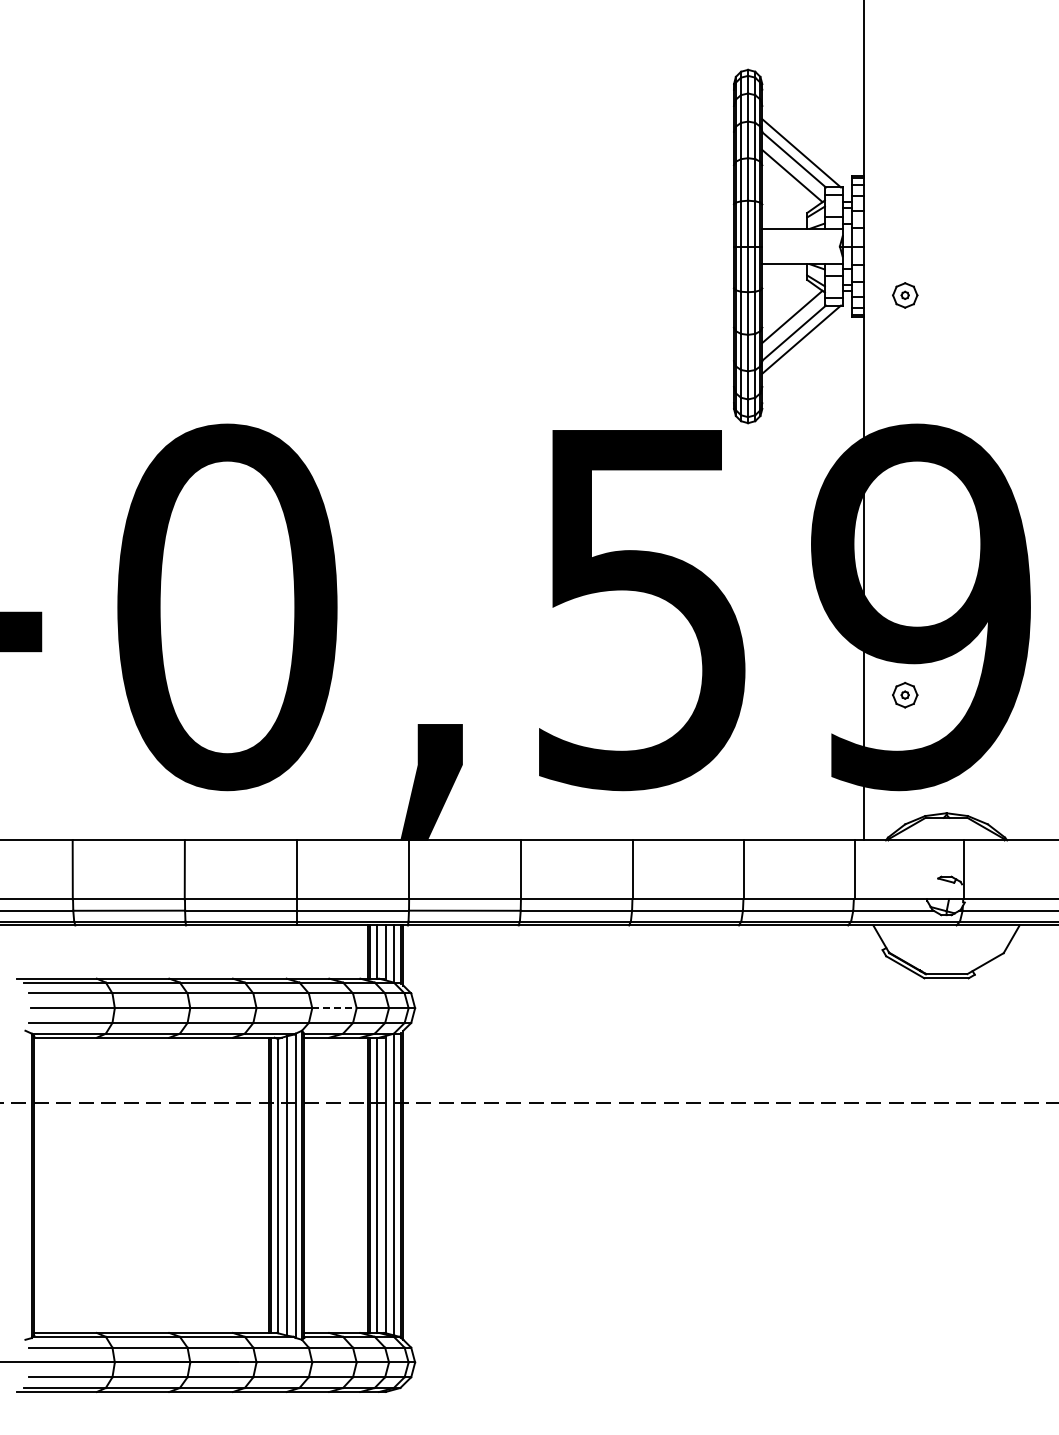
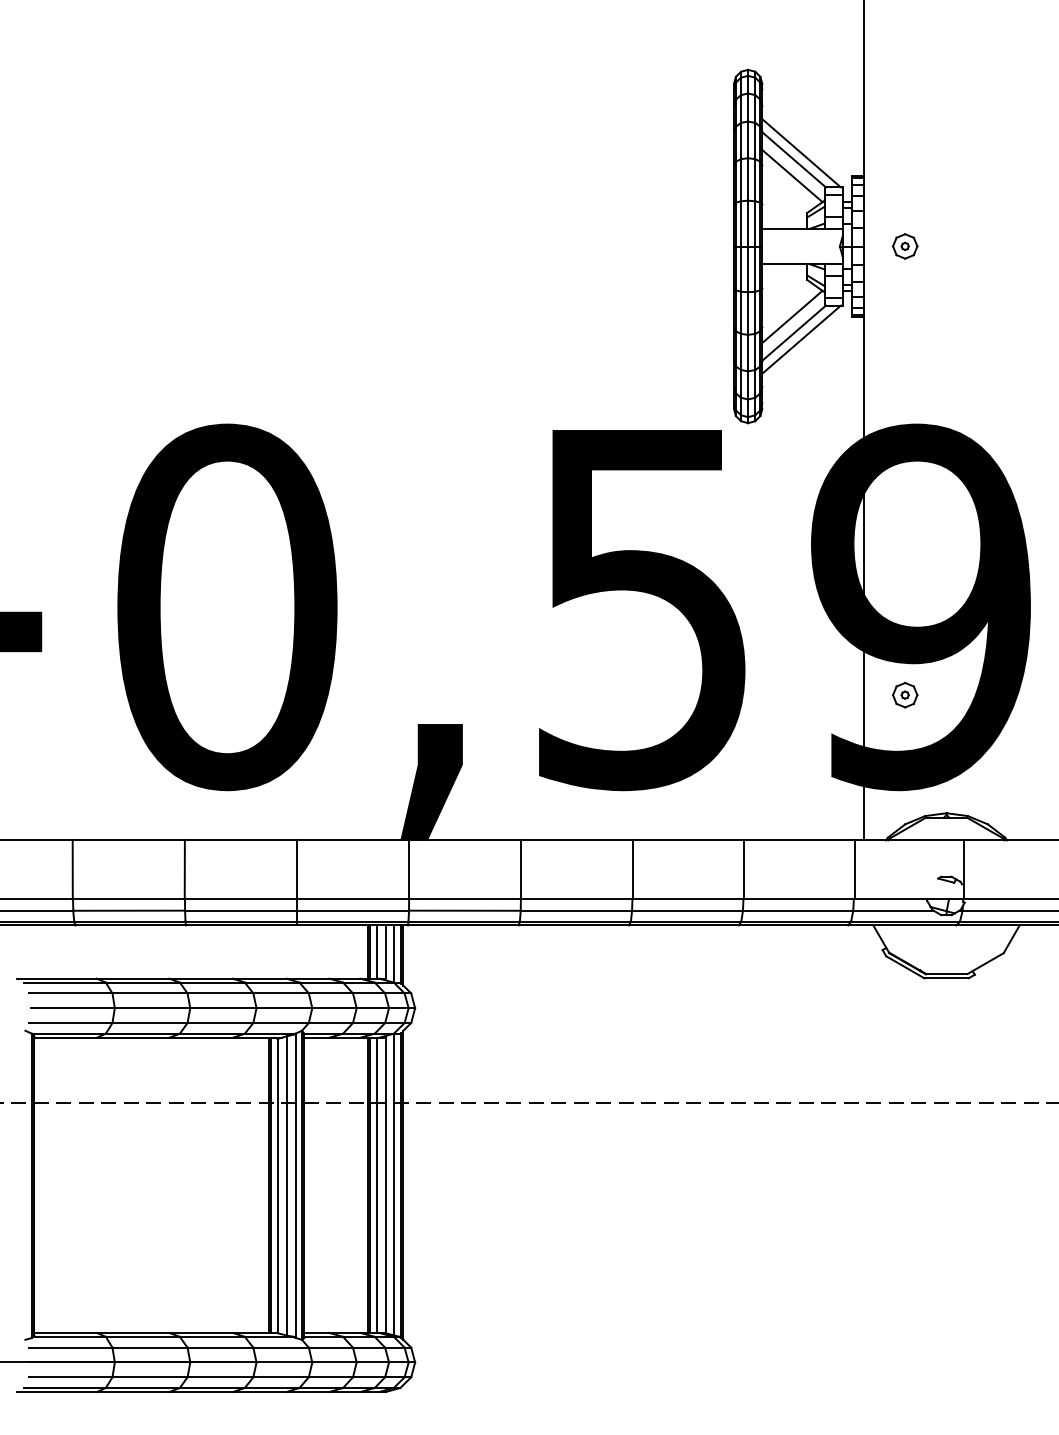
part position: (905, 295) -> (905, 246) (905, 246)
line: dashed -> solid (334, 1008)
